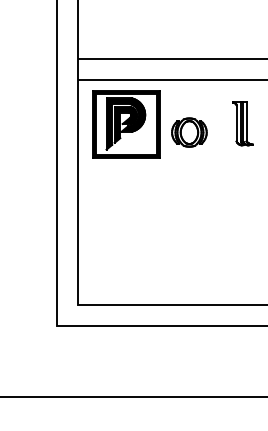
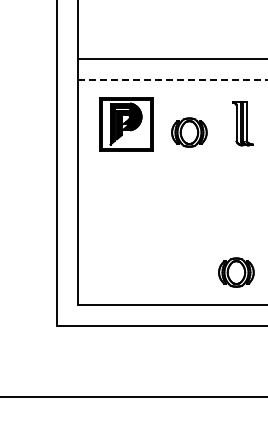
line: solid -> dashed (172, 79)
part size: 69x69 px -> 55x55 px (126, 124)
part: none -> present (236, 272)
